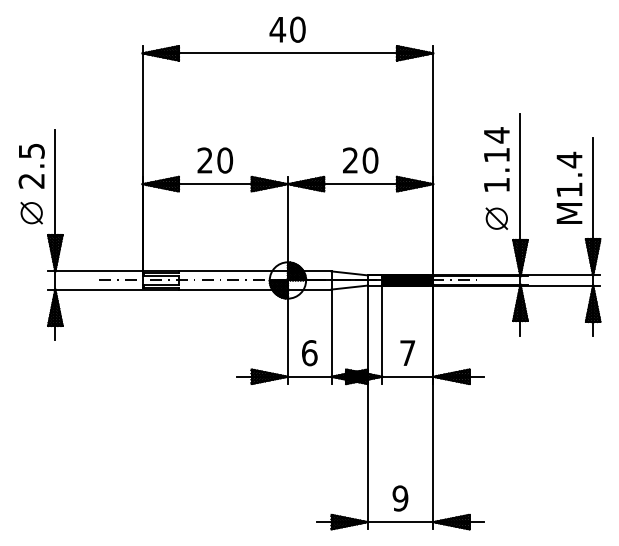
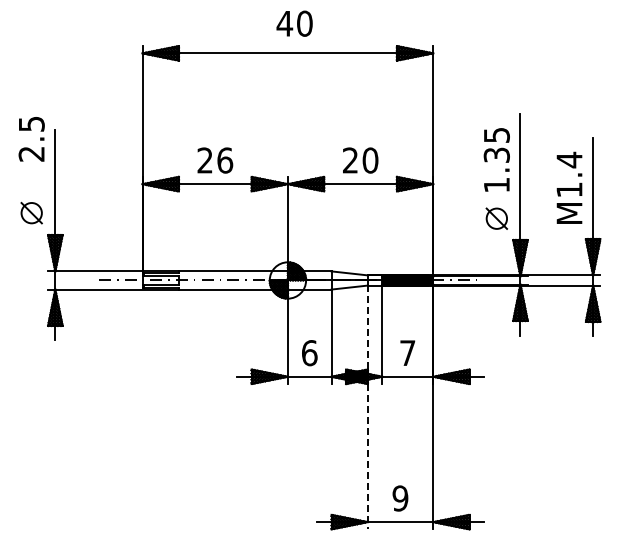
text position: (287, 29) -> (294, 23) (294, 23)
text: 1.14 -> 1.35 (496, 144)
text: 20 -> 26 (225, 160)
text position: (31, 166) -> (31, 139) (31, 139)
line: solid -> dashed (367, 407)
